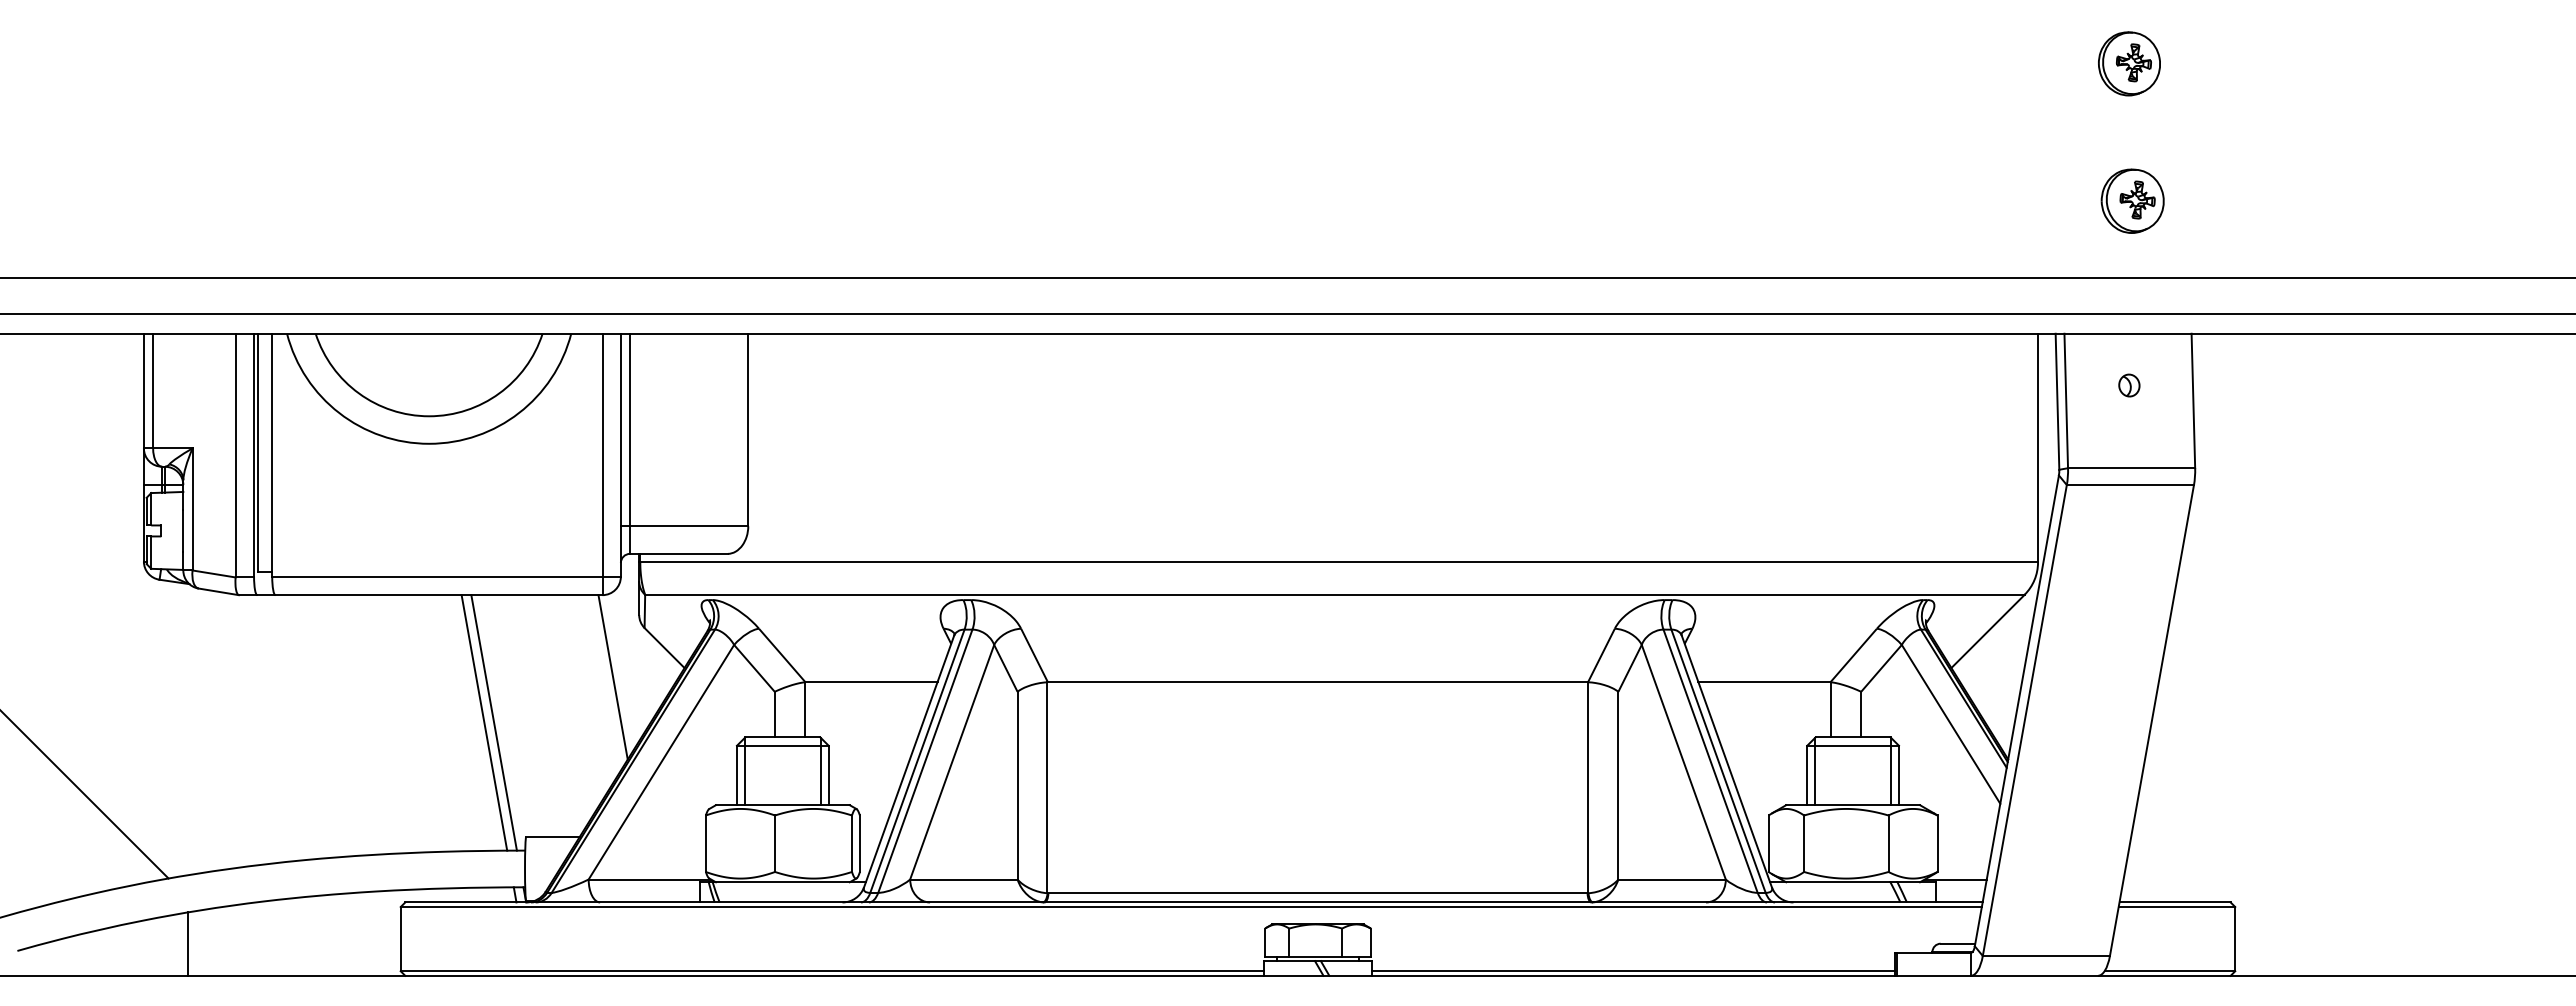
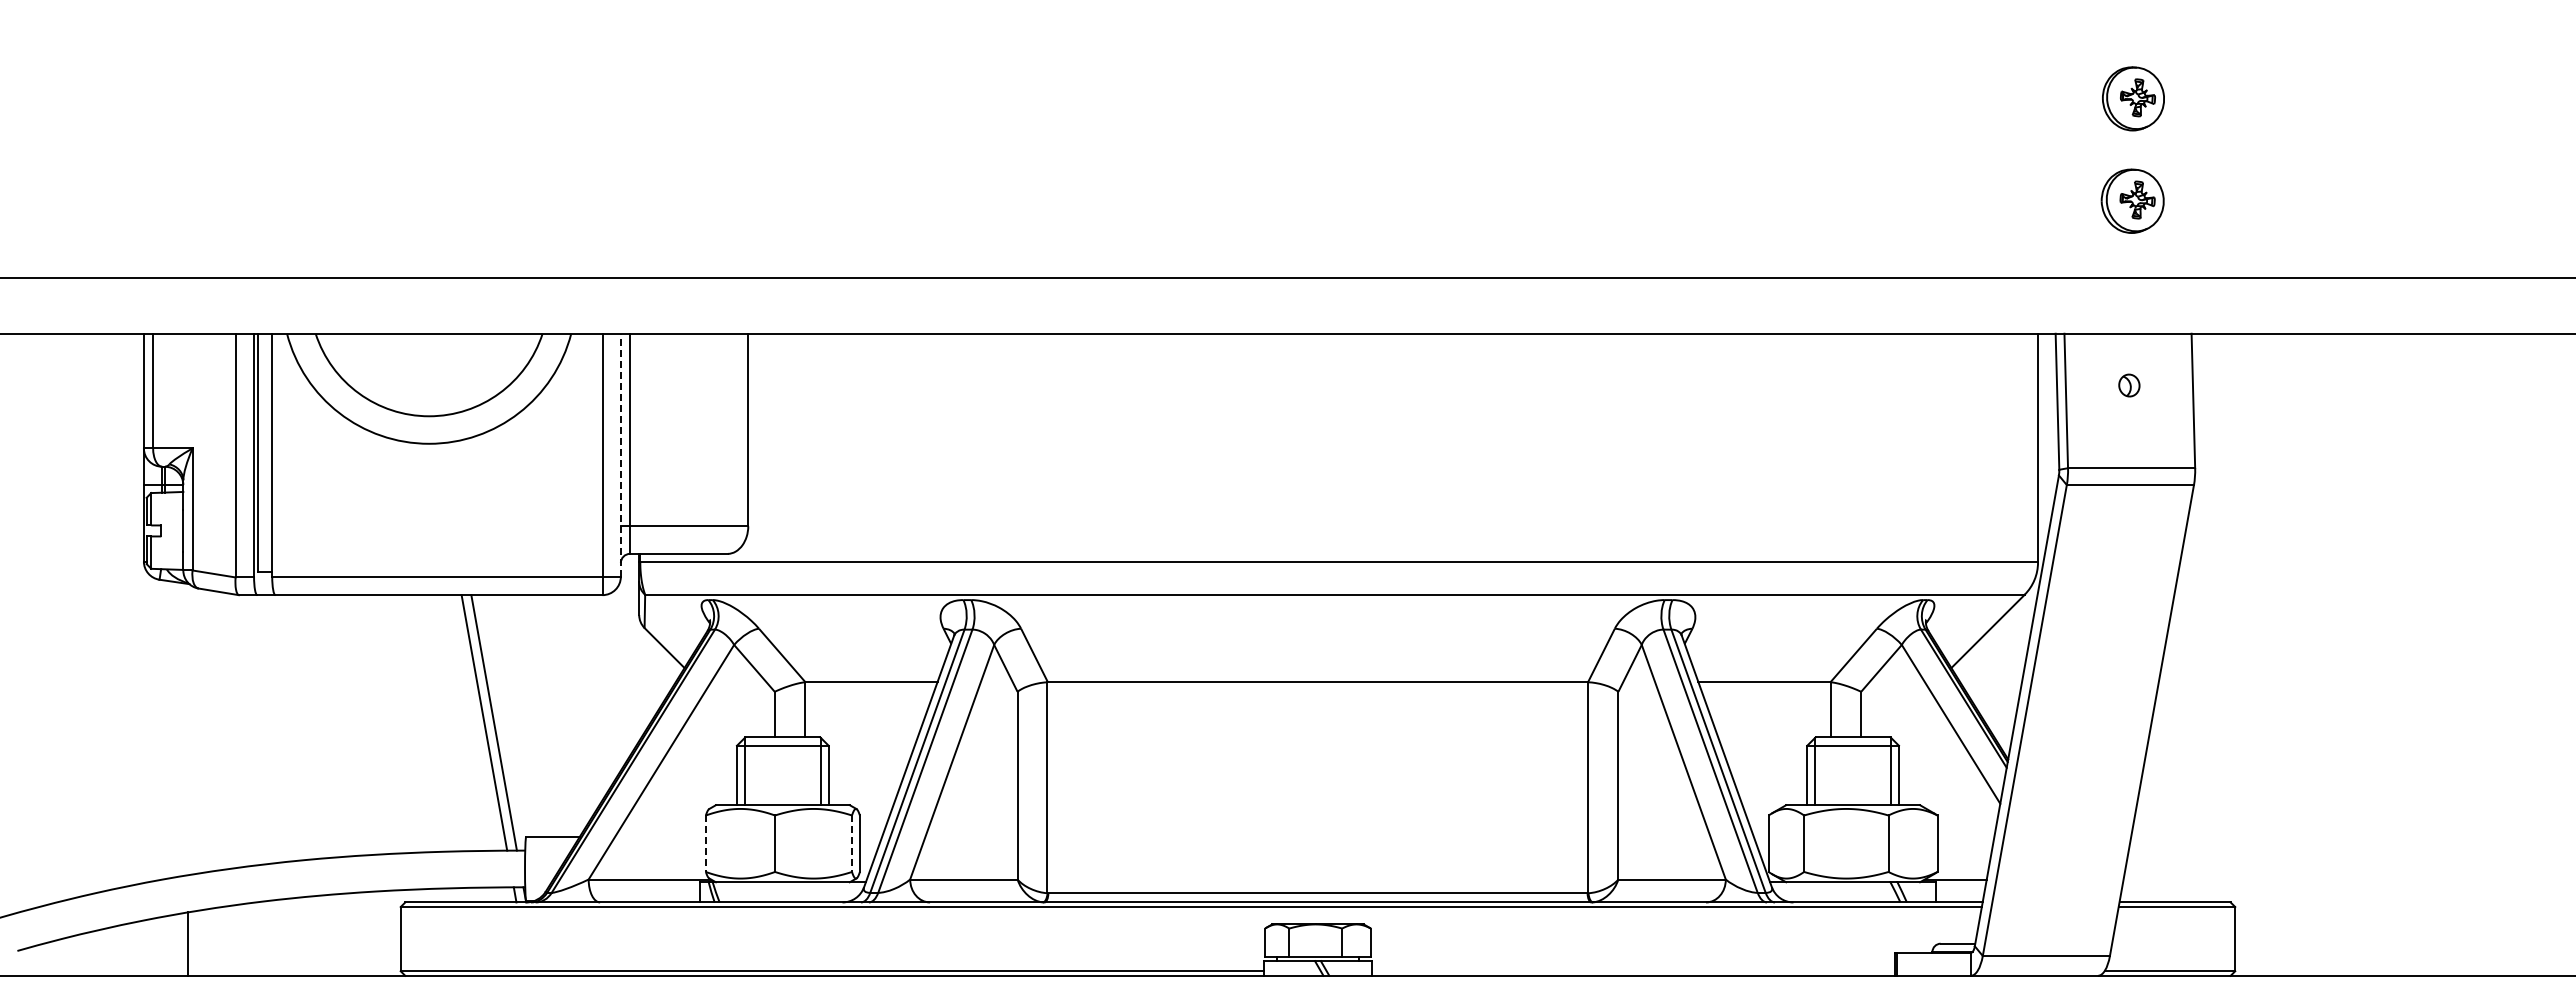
part position: (2129, 63) -> (2133, 98) (2133, 98)
line: present -> none (1287, 314)
line: solid -> dashed (620, 455)
line: present -> none (612, 677)
line: present -> none (85, 794)
line: solid -> dashed (705, 844)
line: solid -> dashed (852, 844)
line: present -> none (1633, 971)
